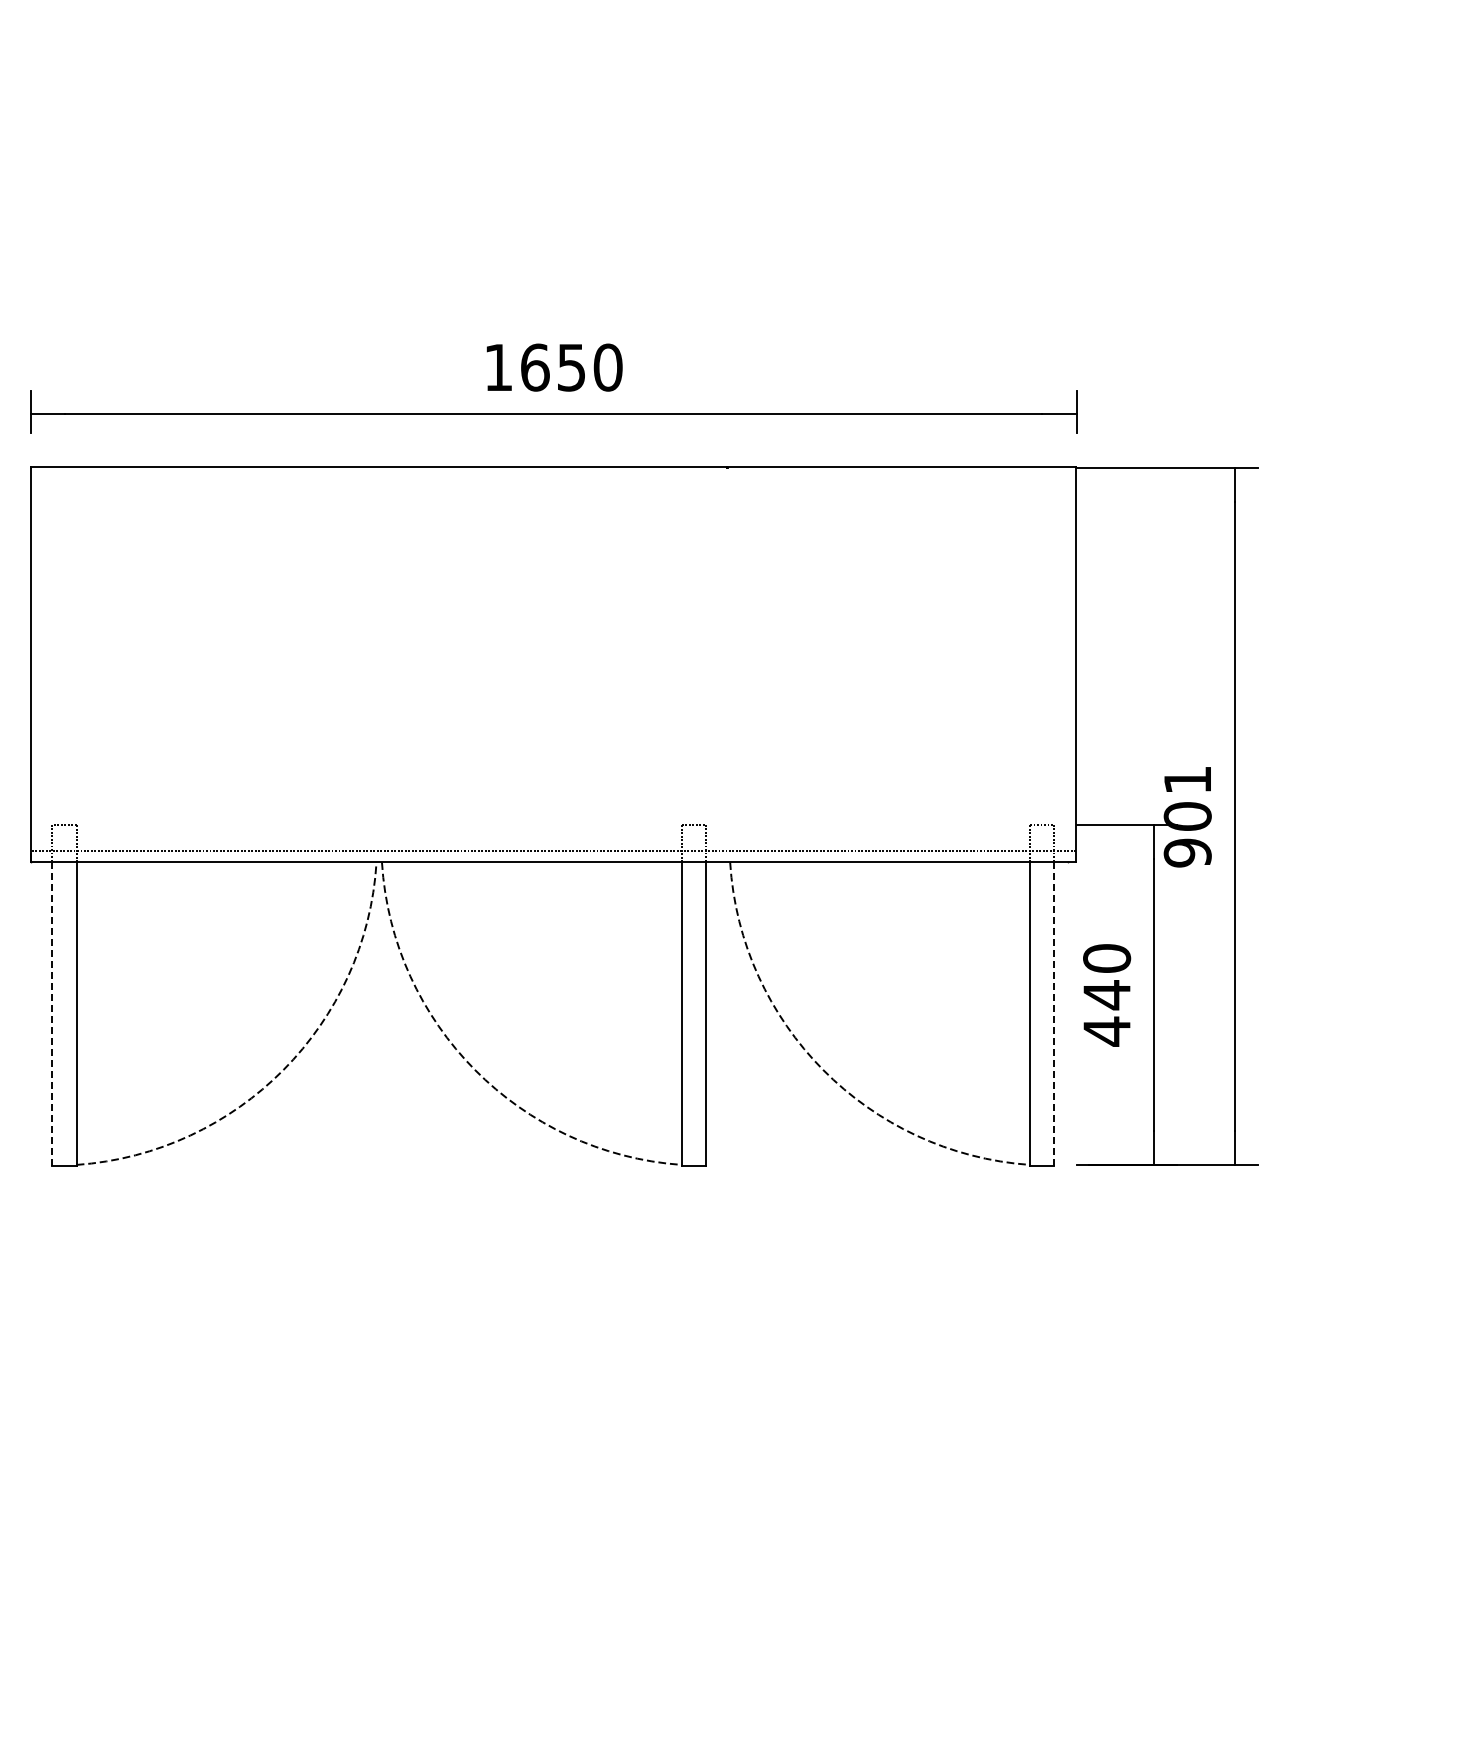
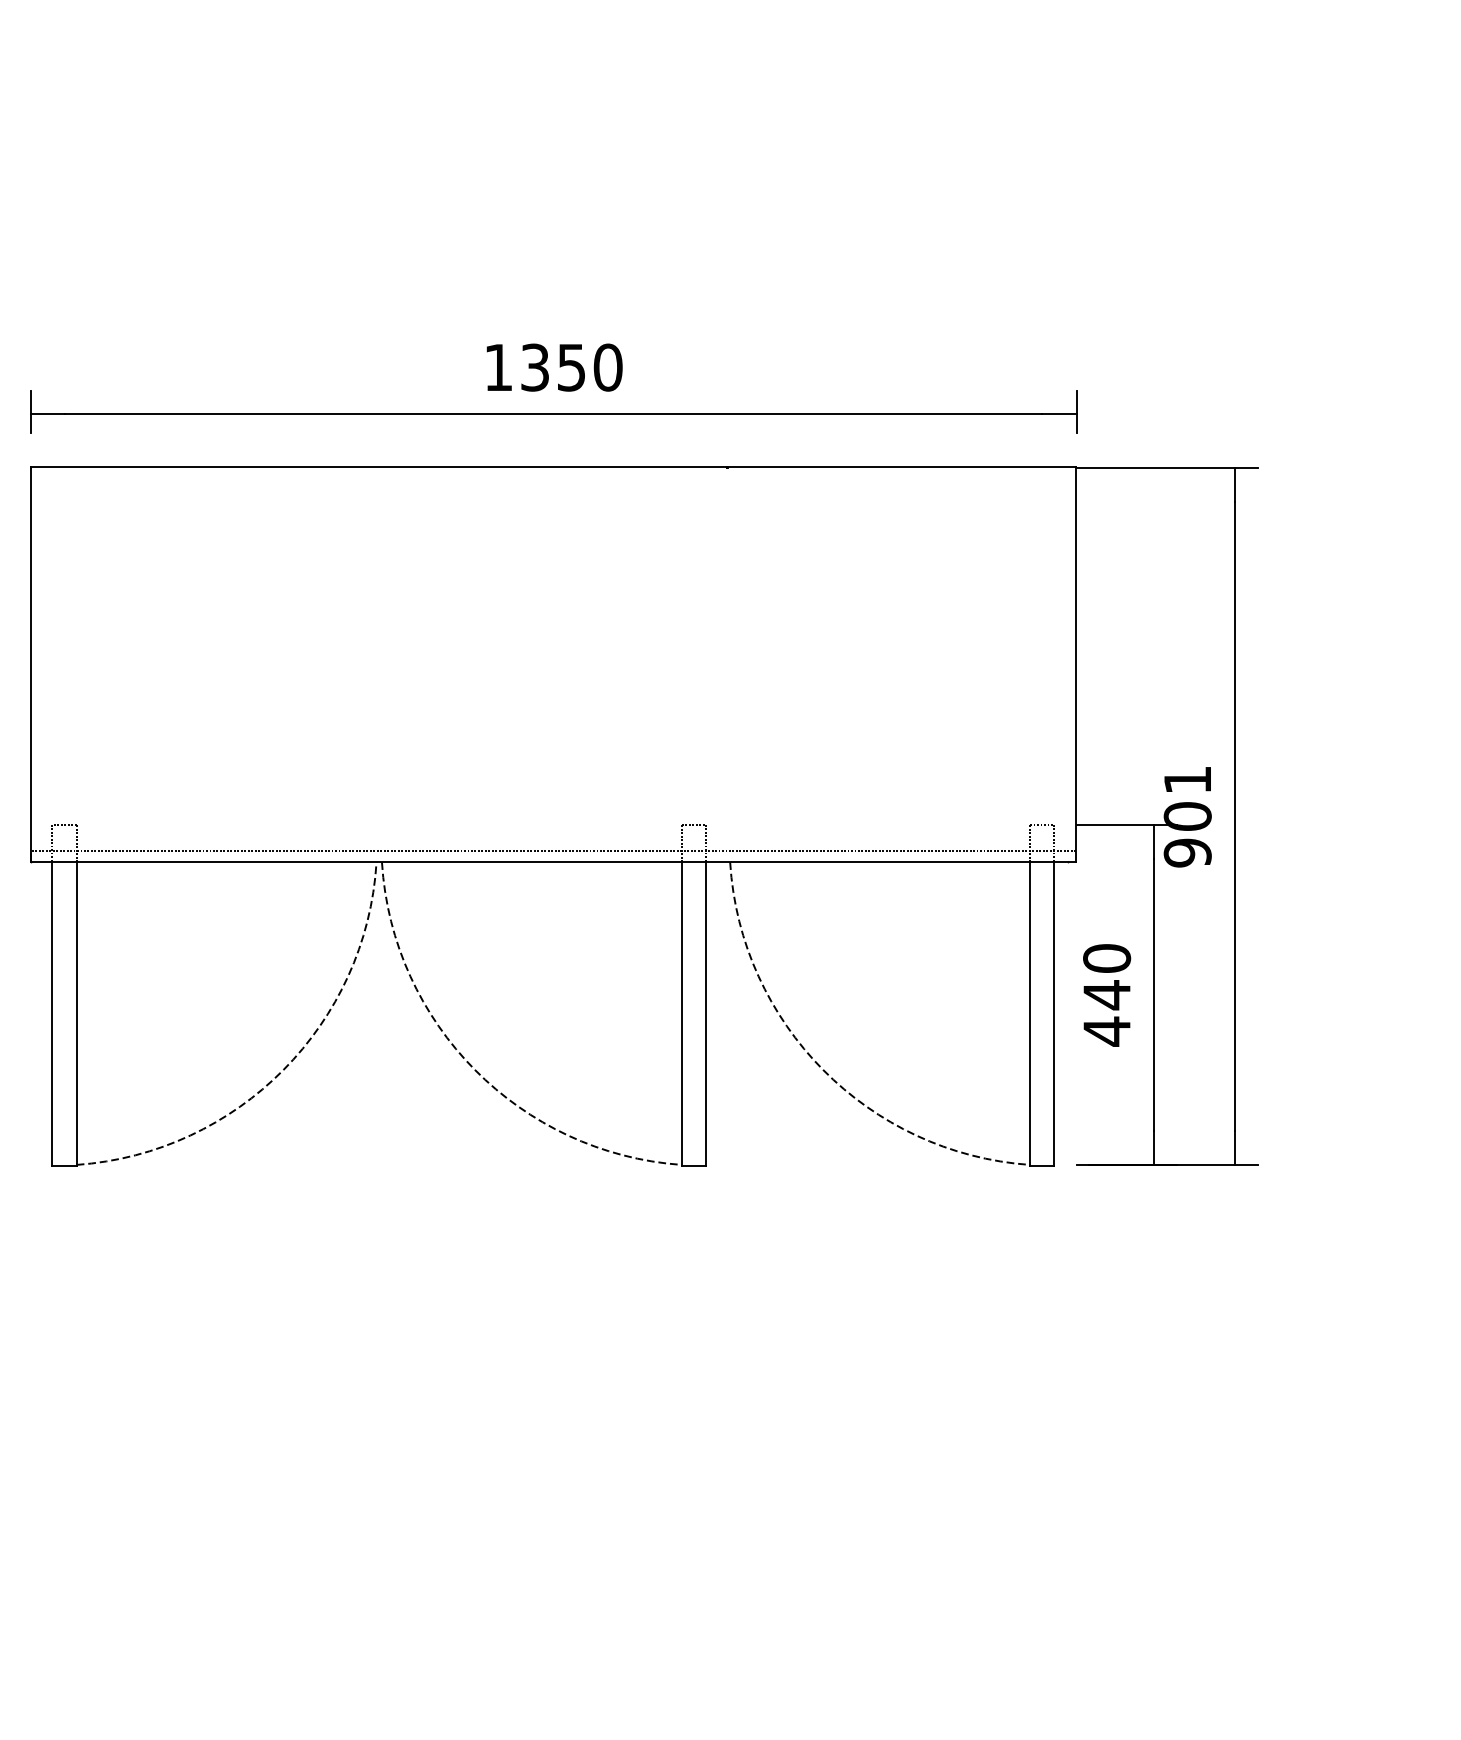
text: 1650 -> 1350 (535, 367)
line: dashed -> solid (52, 1013)
line: dashed -> solid (1054, 1013)
